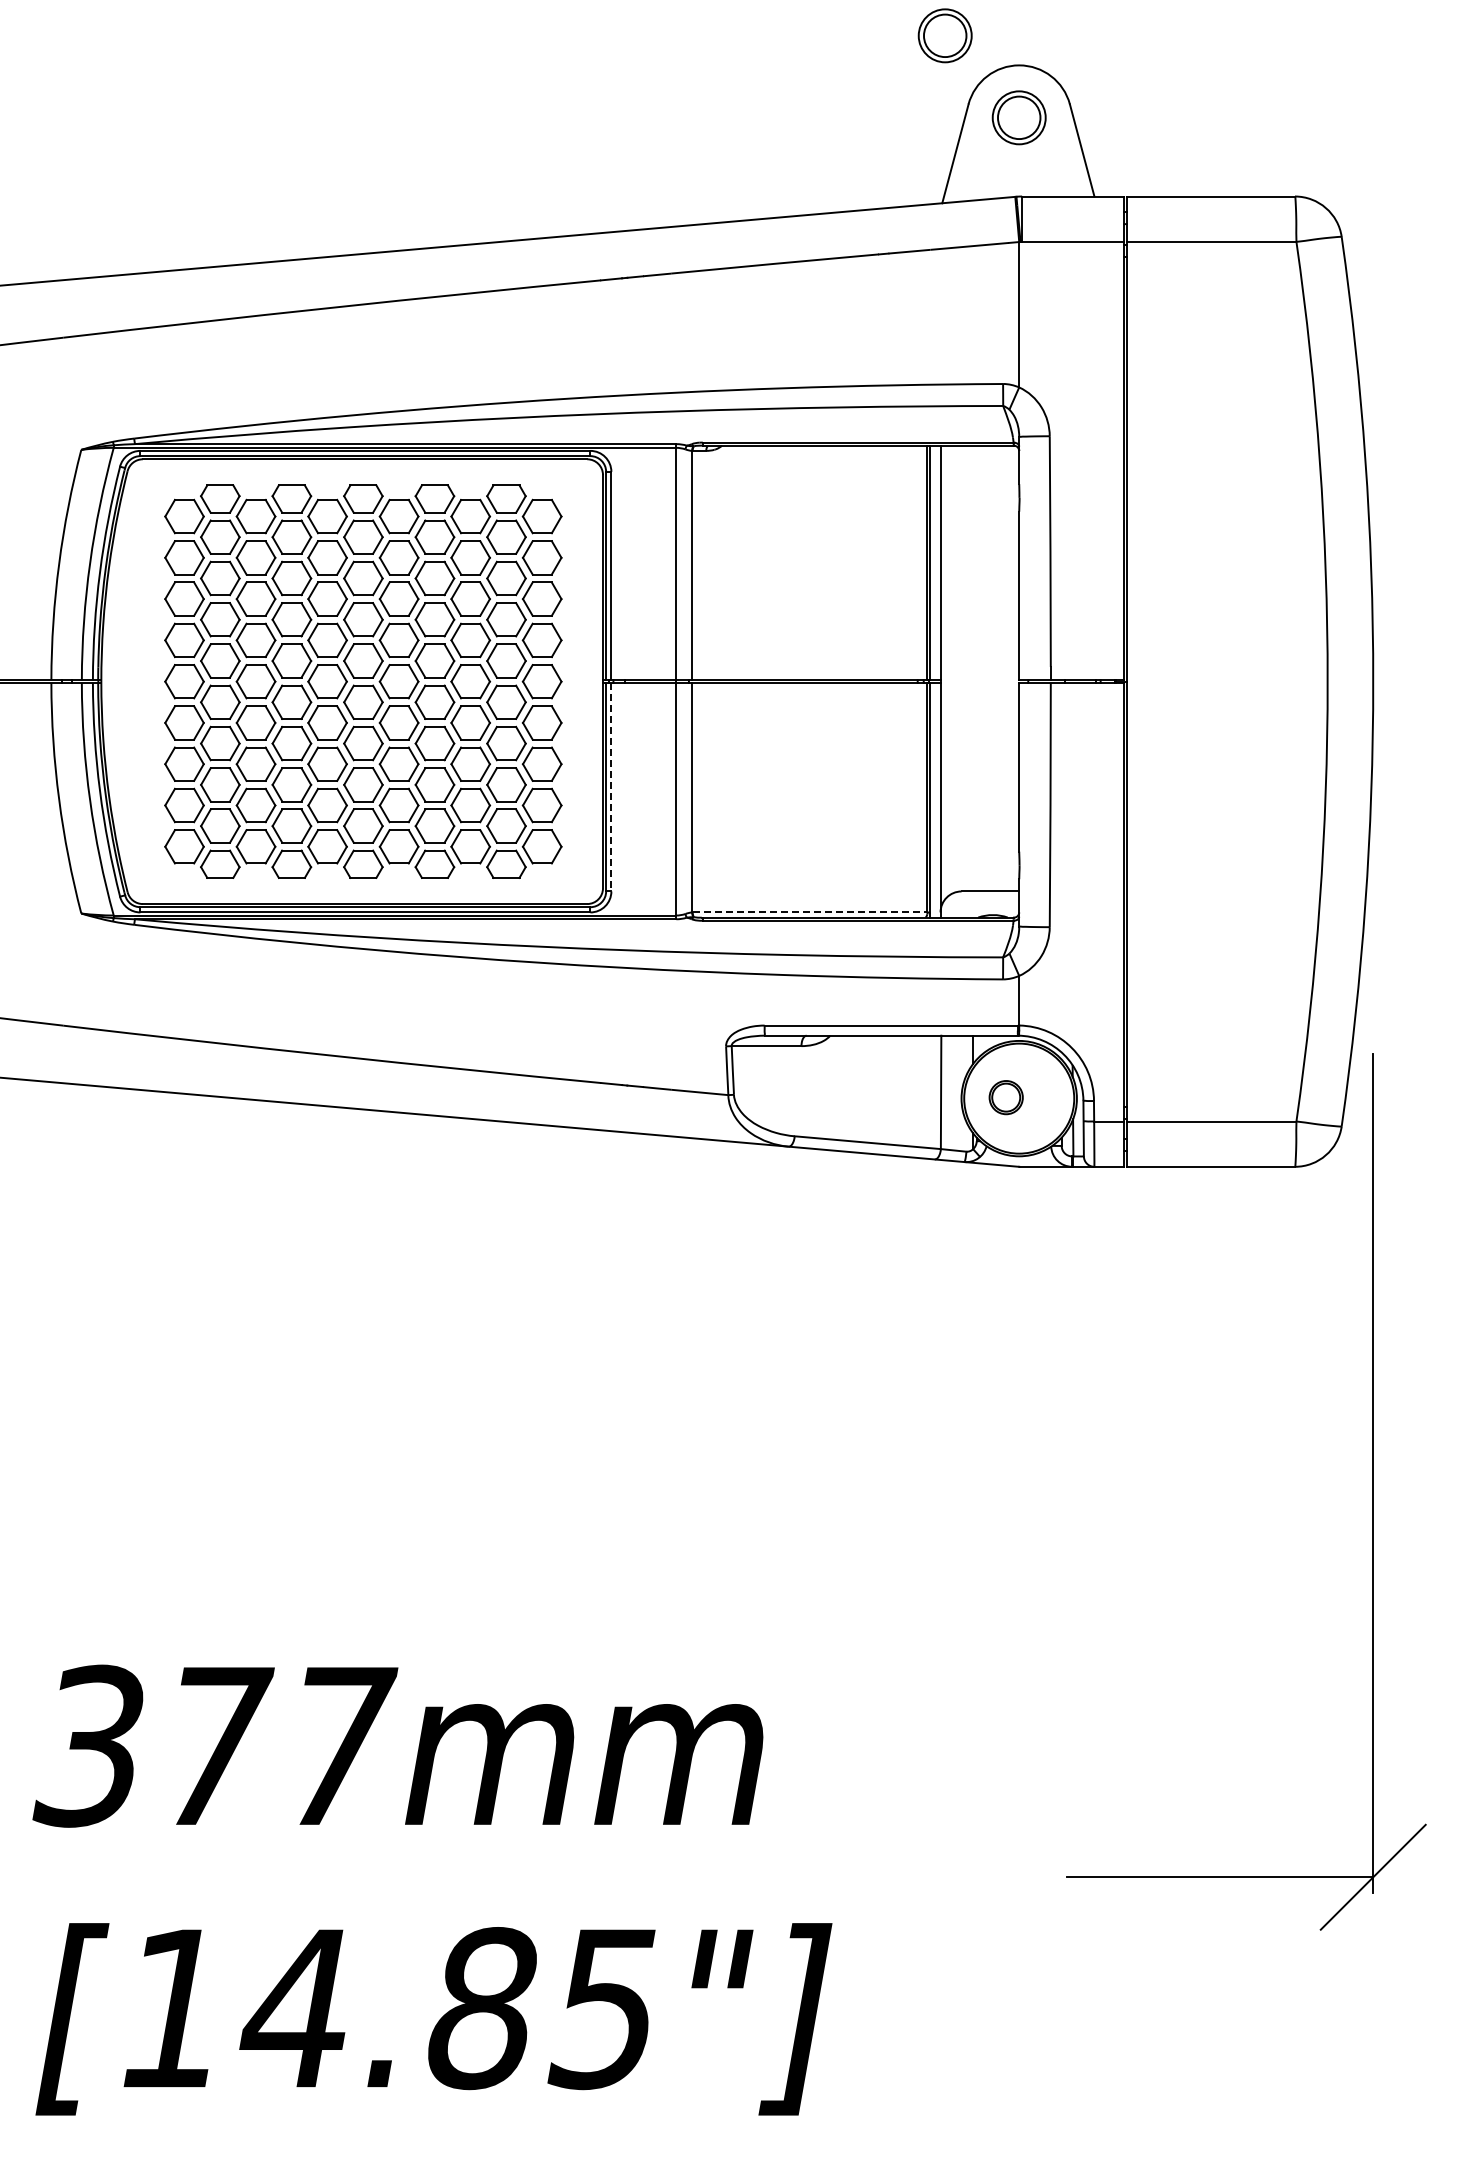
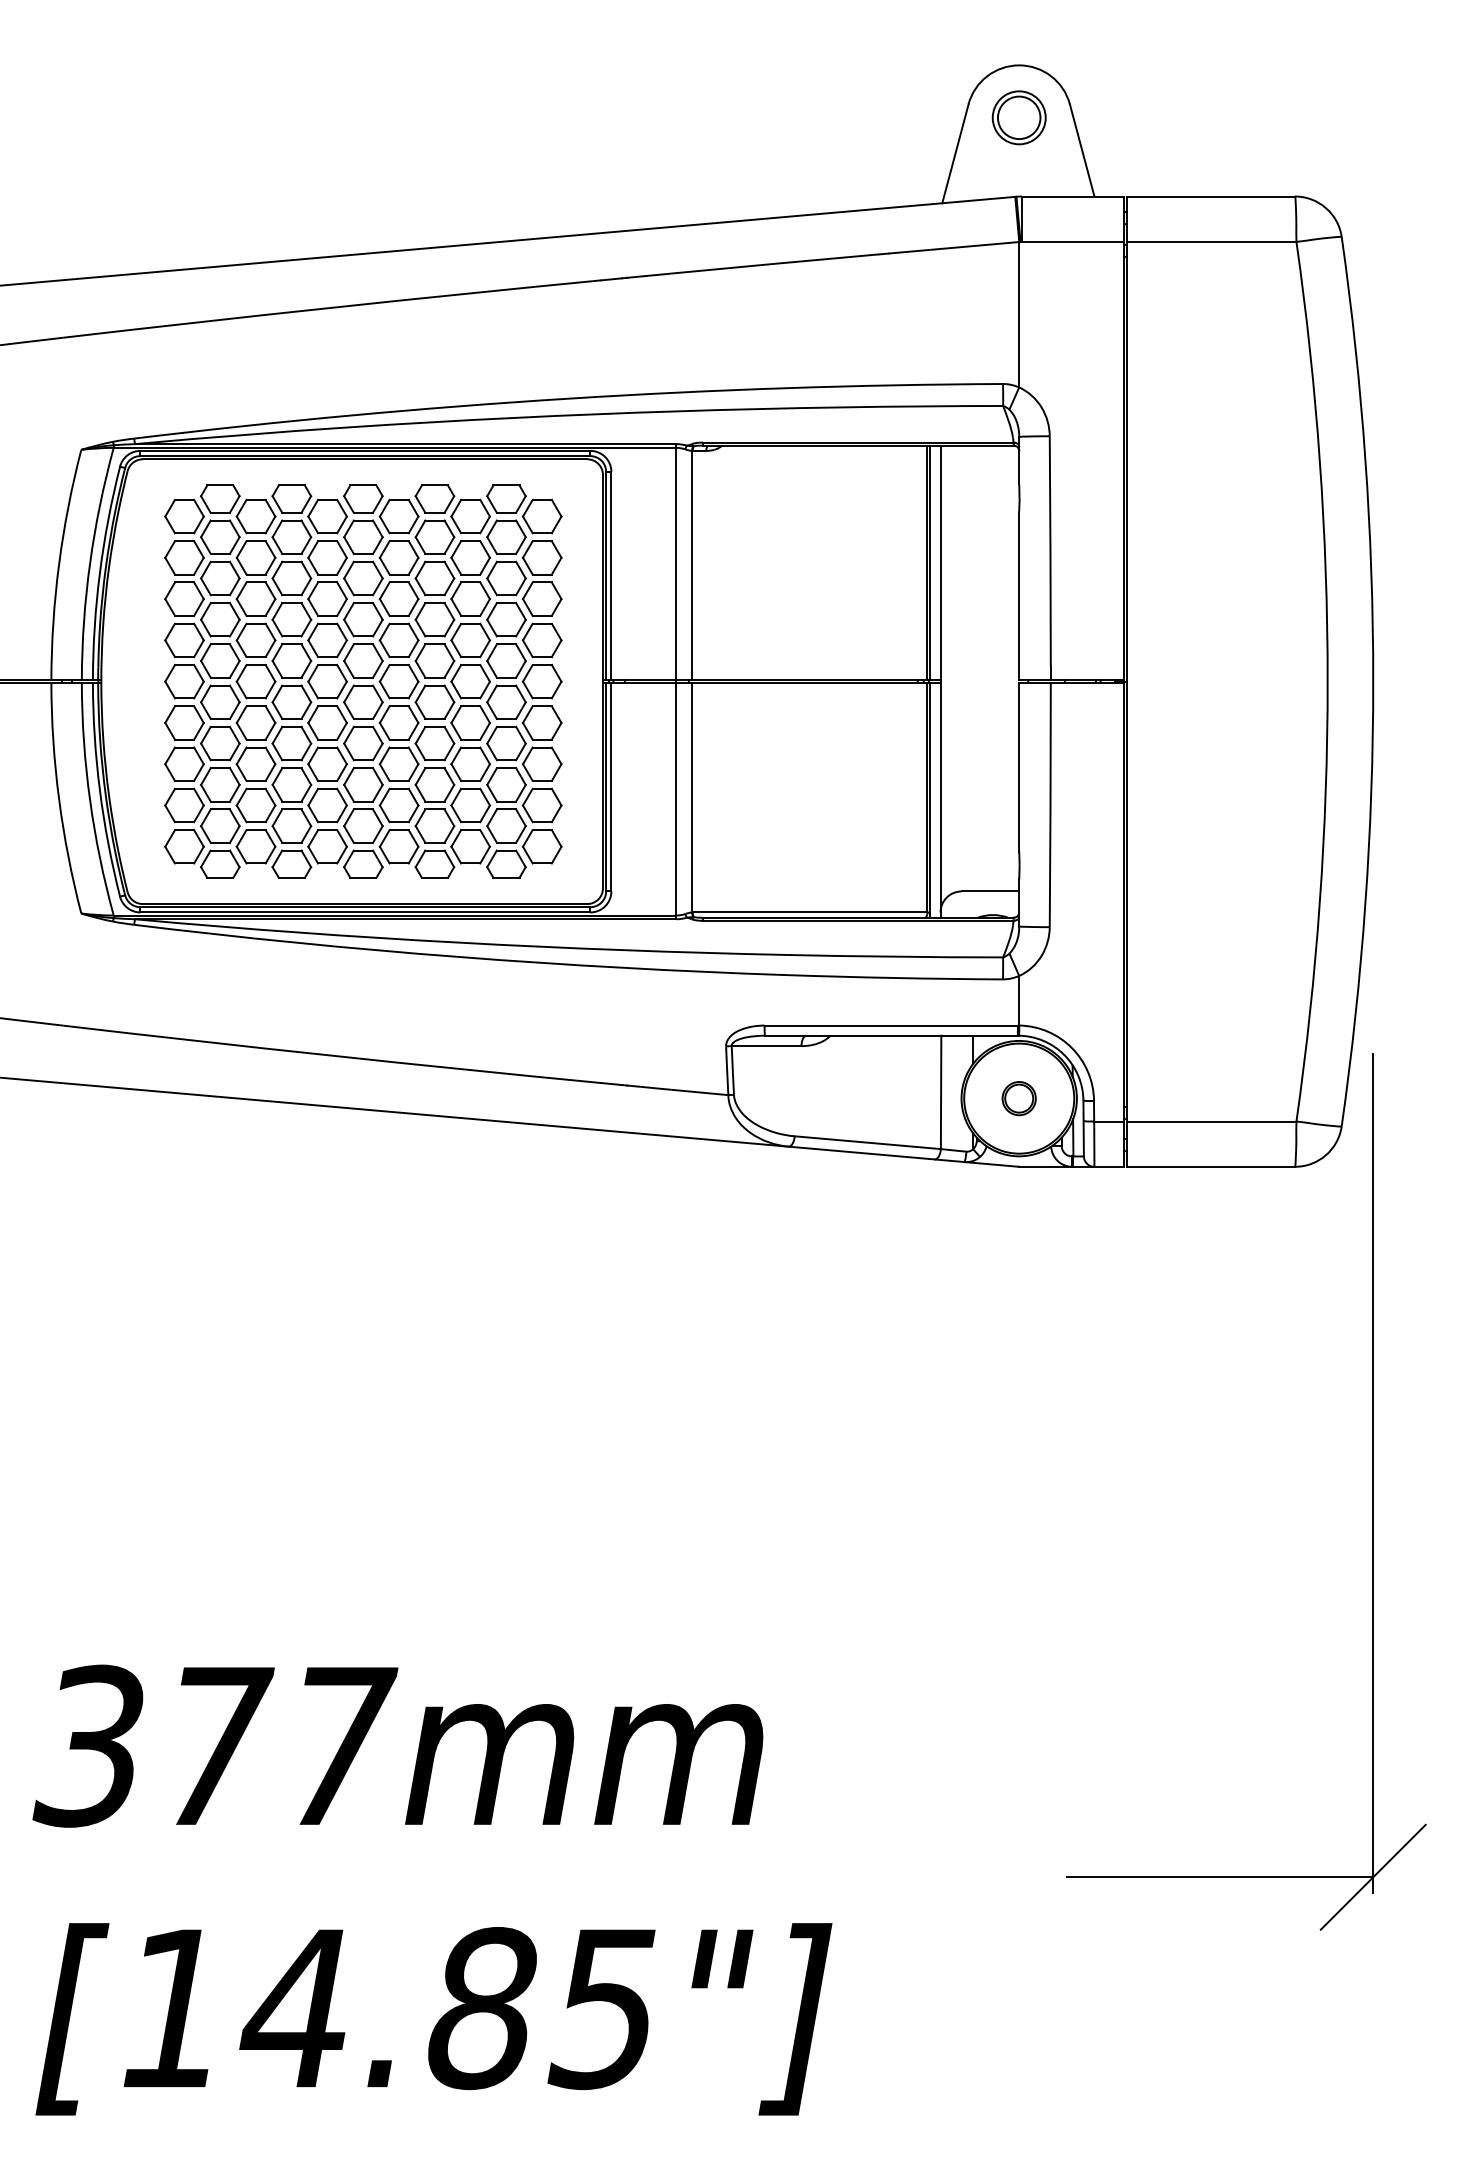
part: present -> none (944, 35)
line: dashed -> solid (611, 787)
line: dashed -> solid (810, 912)
part position: (1005, 1097) -> (1018, 1098) (1018, 1098)
